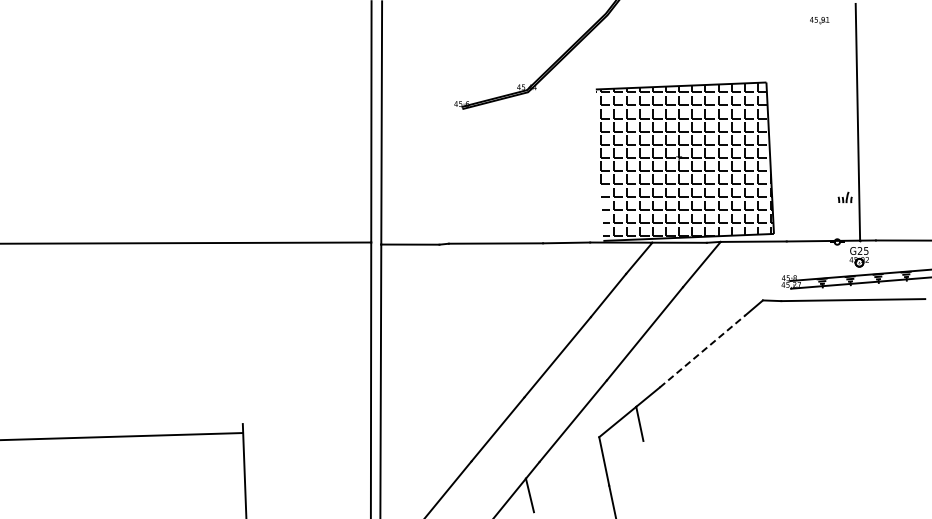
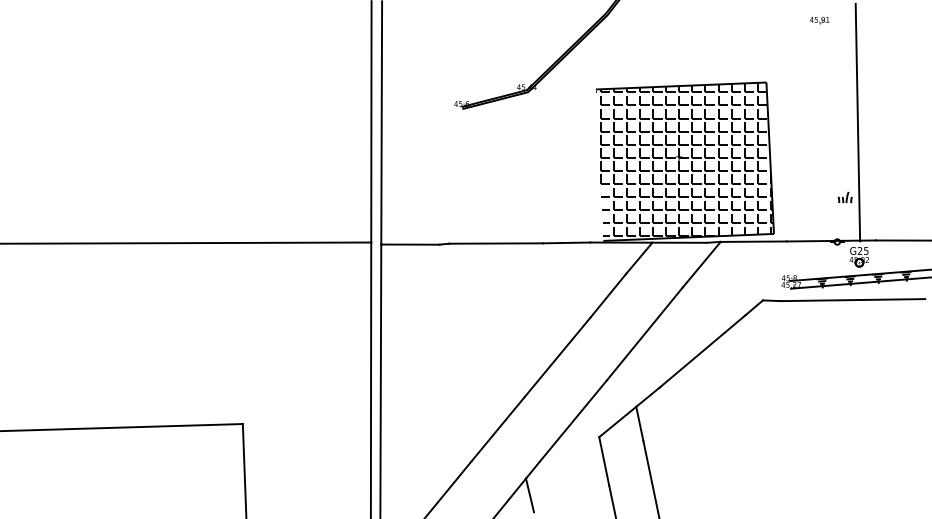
line: dashed -> solid (703, 351)
line position: (122, 436) -> (122, 427) (122, 427)
line: none -> present (650, 477)
